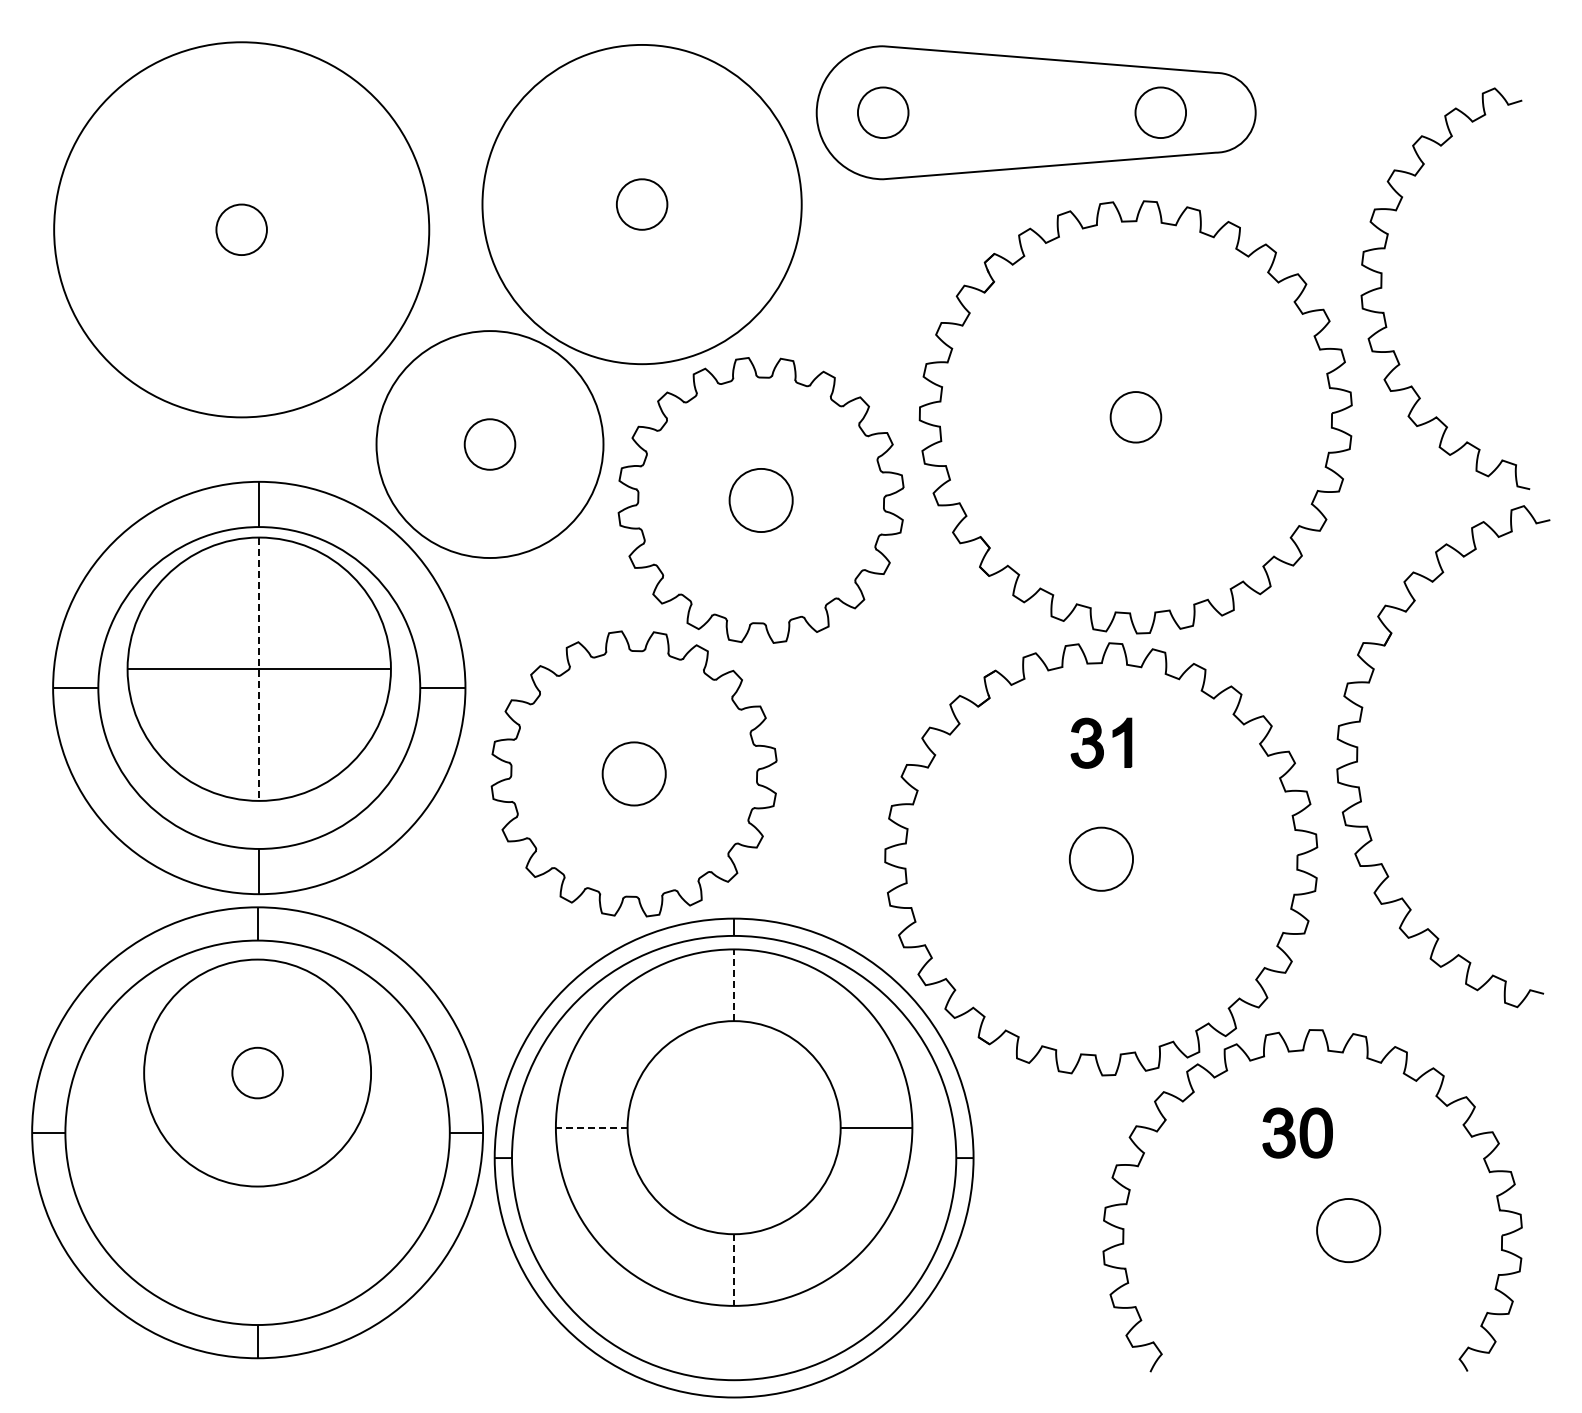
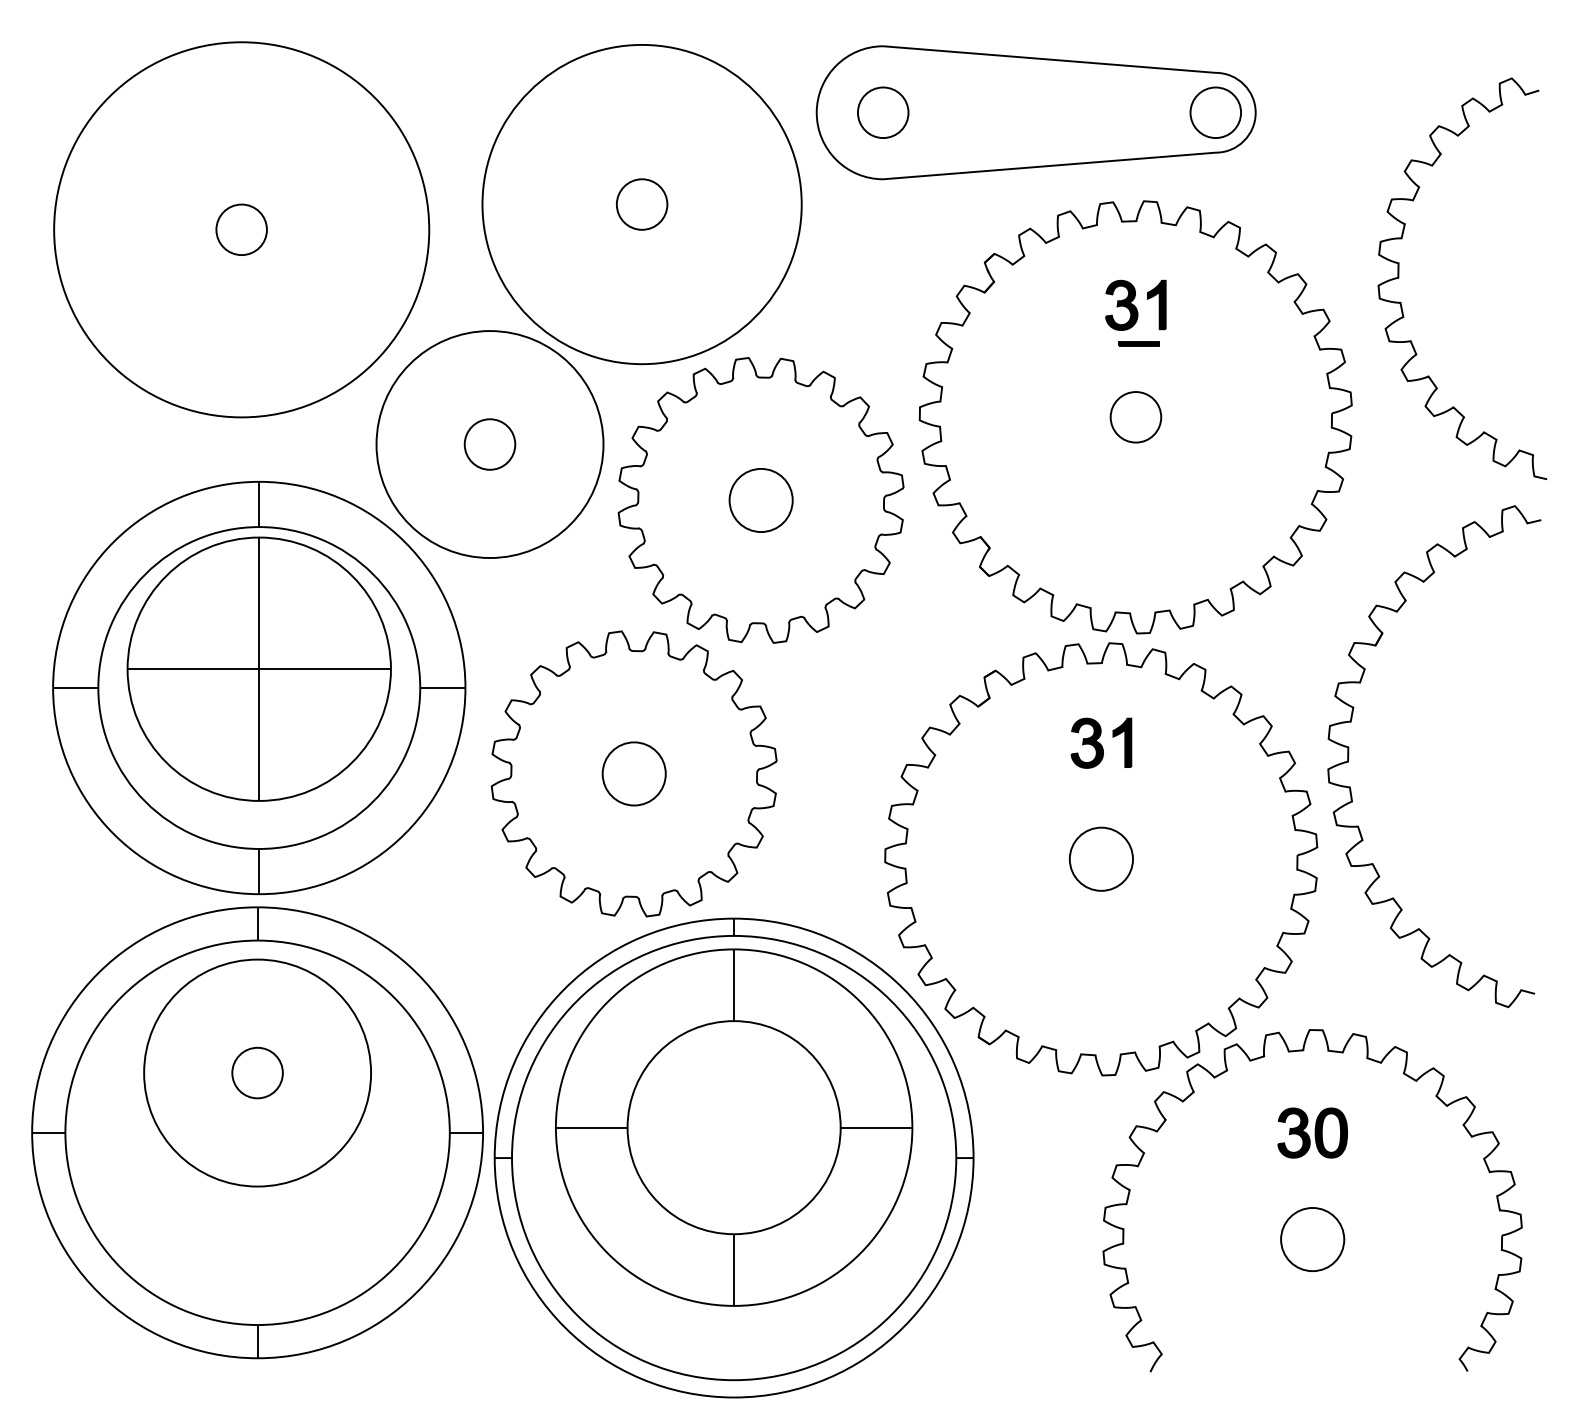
part position: (1160, 112) -> (1215, 112) (1215, 112)
curve position: (1382, 288) -> (1399, 278) (1399, 278)
part: none -> present (1135, 312)
line: dashed -> solid (259, 669)
part position: (1358, 756) -> (1349, 756) (1349, 756)
line: dashed -> solid (734, 985)
line: dashed -> solid (591, 1127)
part position: (1297, 1132) -> (1312, 1132) (1312, 1132)
part position: (1348, 1230) -> (1312, 1239) (1312, 1239)
line: dashed -> solid (734, 1270)
